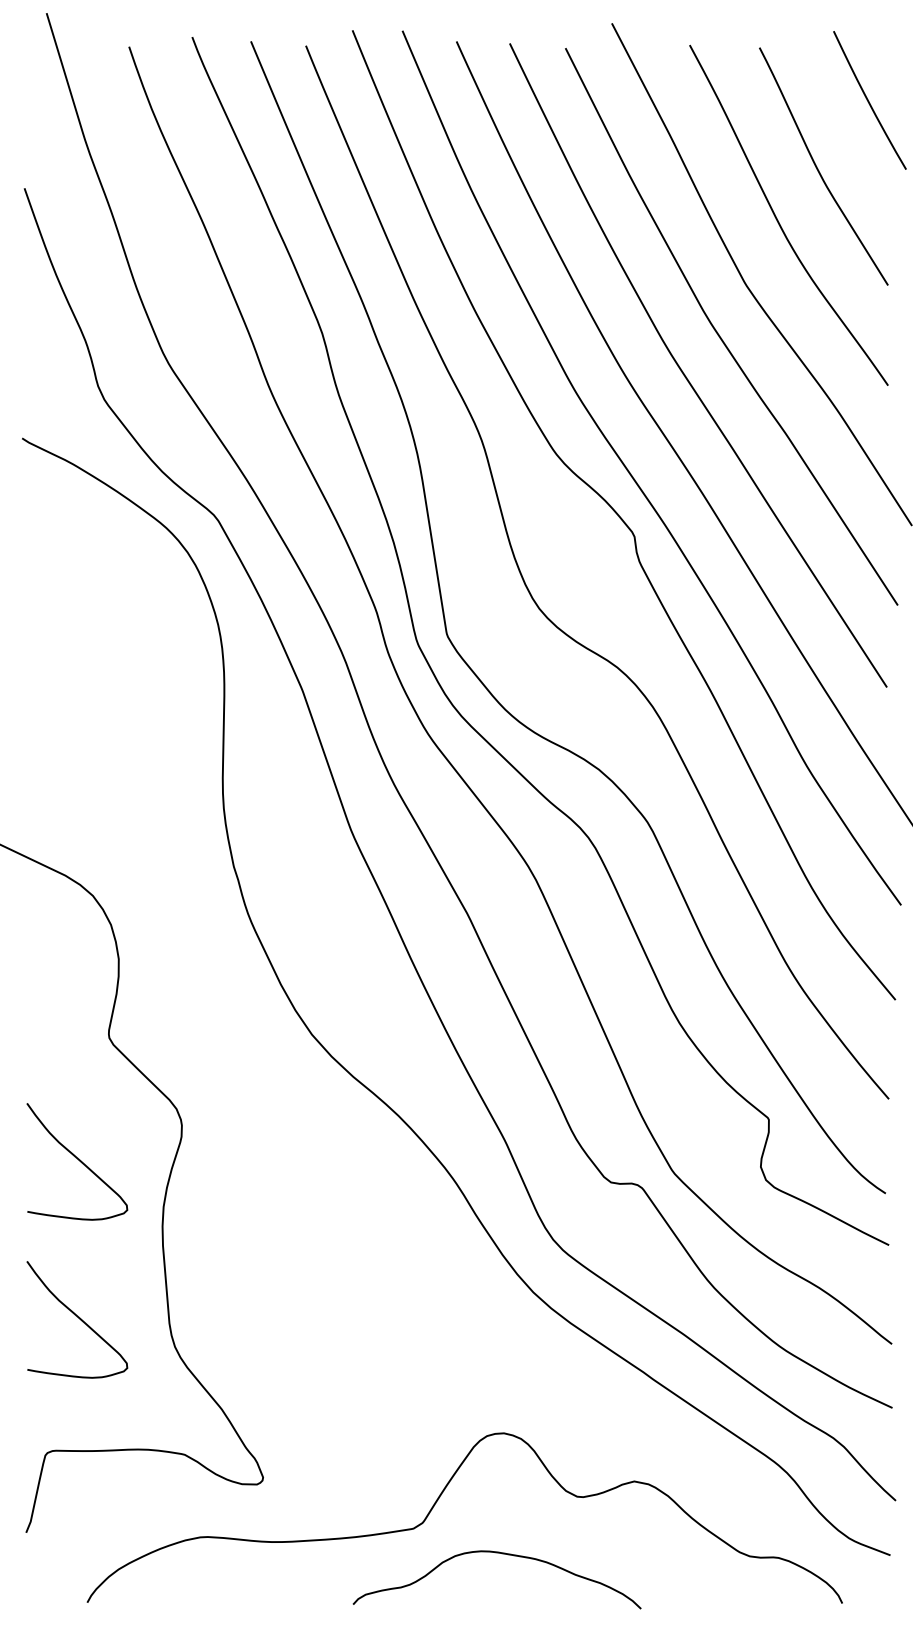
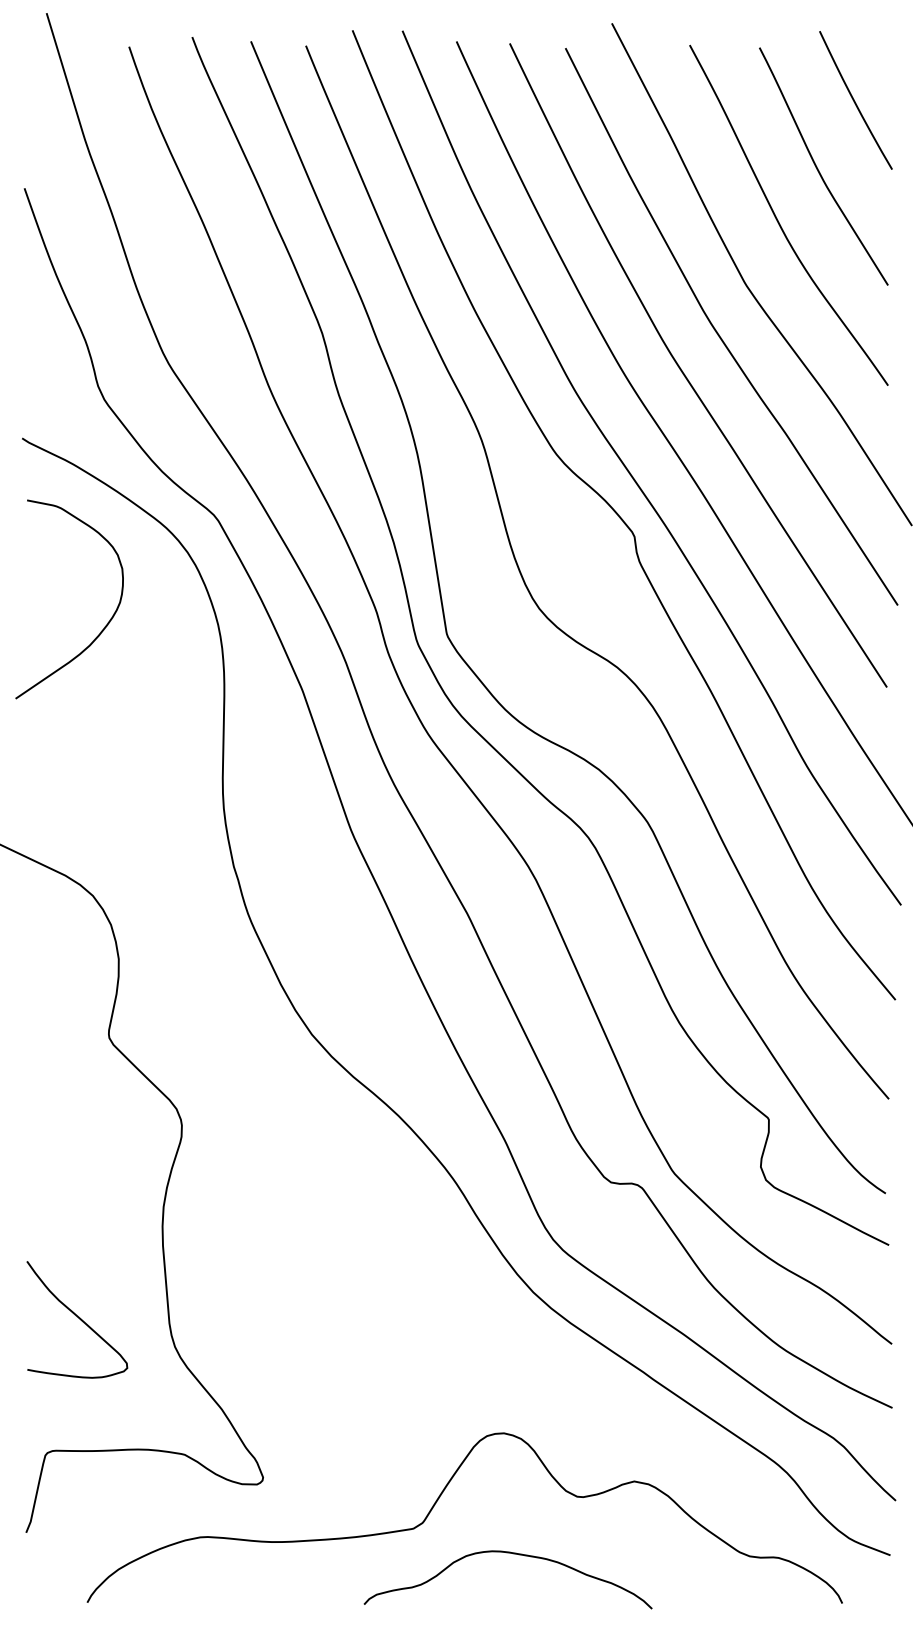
curve position: (868, 100) -> (854, 100) (854, 100)
curve: none -> present (104, 626)
curve: present -> none (78, 1160)
curve position: (502, 1554) -> (513, 1554) (513, 1554)
